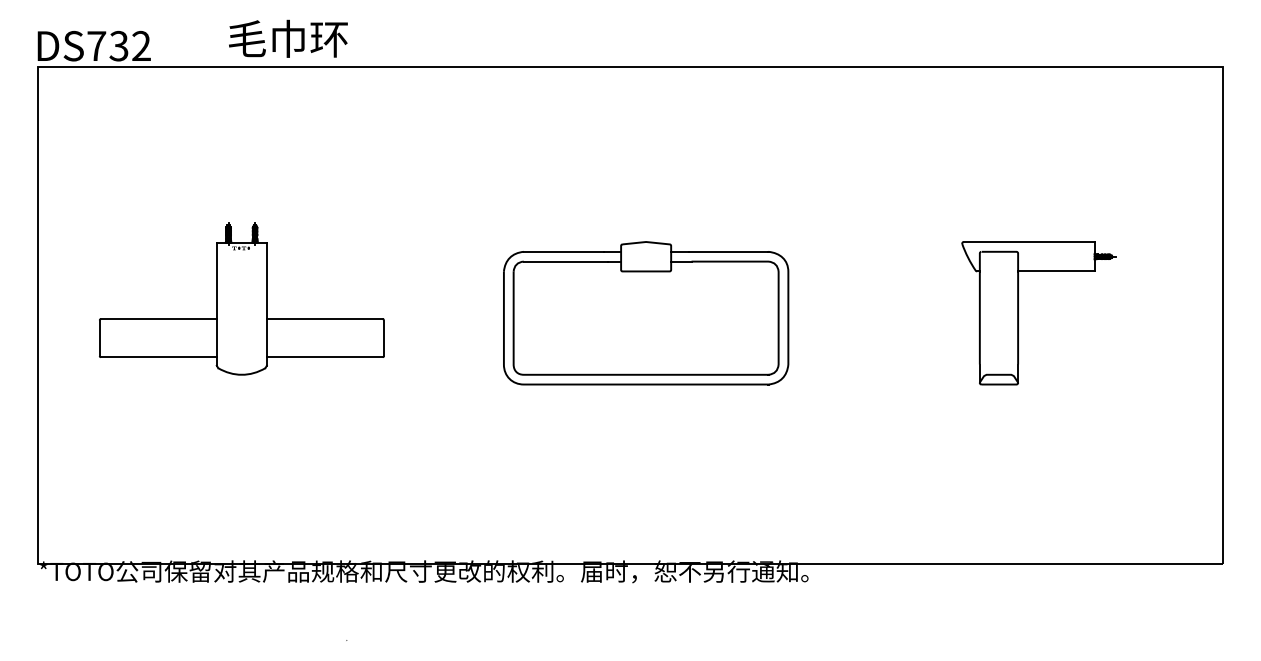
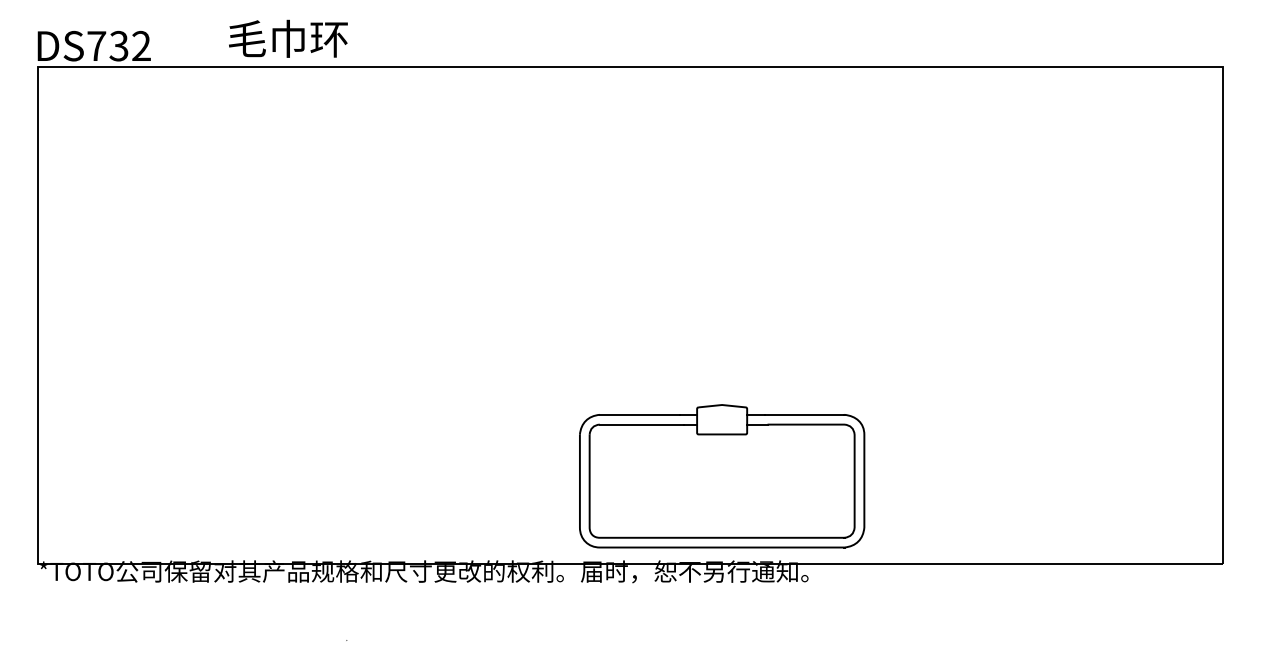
part: present -> none (241, 298)
part position: (646, 313) -> (722, 476) (722, 476)
part: present -> none (1018, 313)
